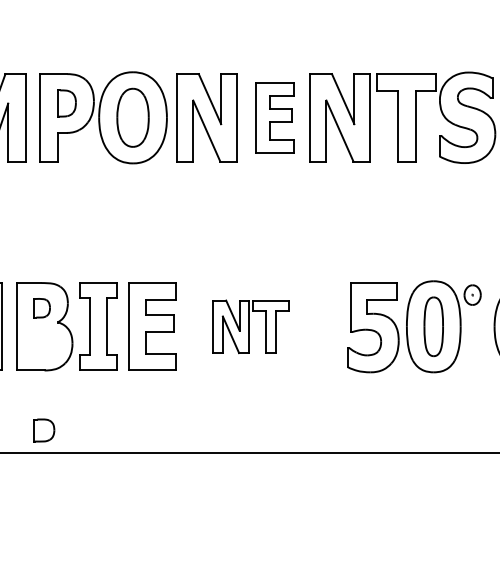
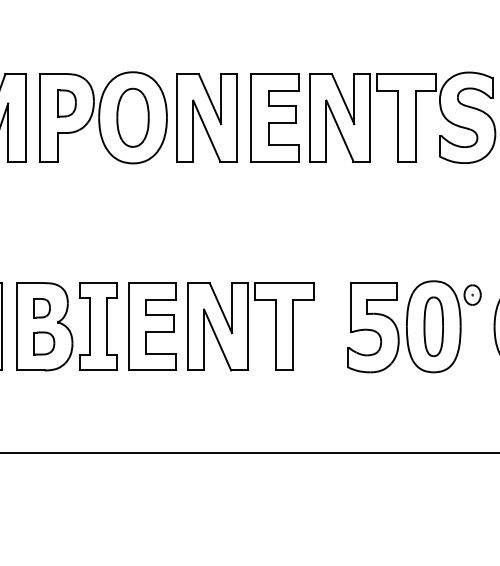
part size: 40x72 px -> 50x90 px (274, 117)
part size: 78x56 px -> 128x90 px (250, 326)
part position: (44, 430) -> (44, 343) (44, 343)
